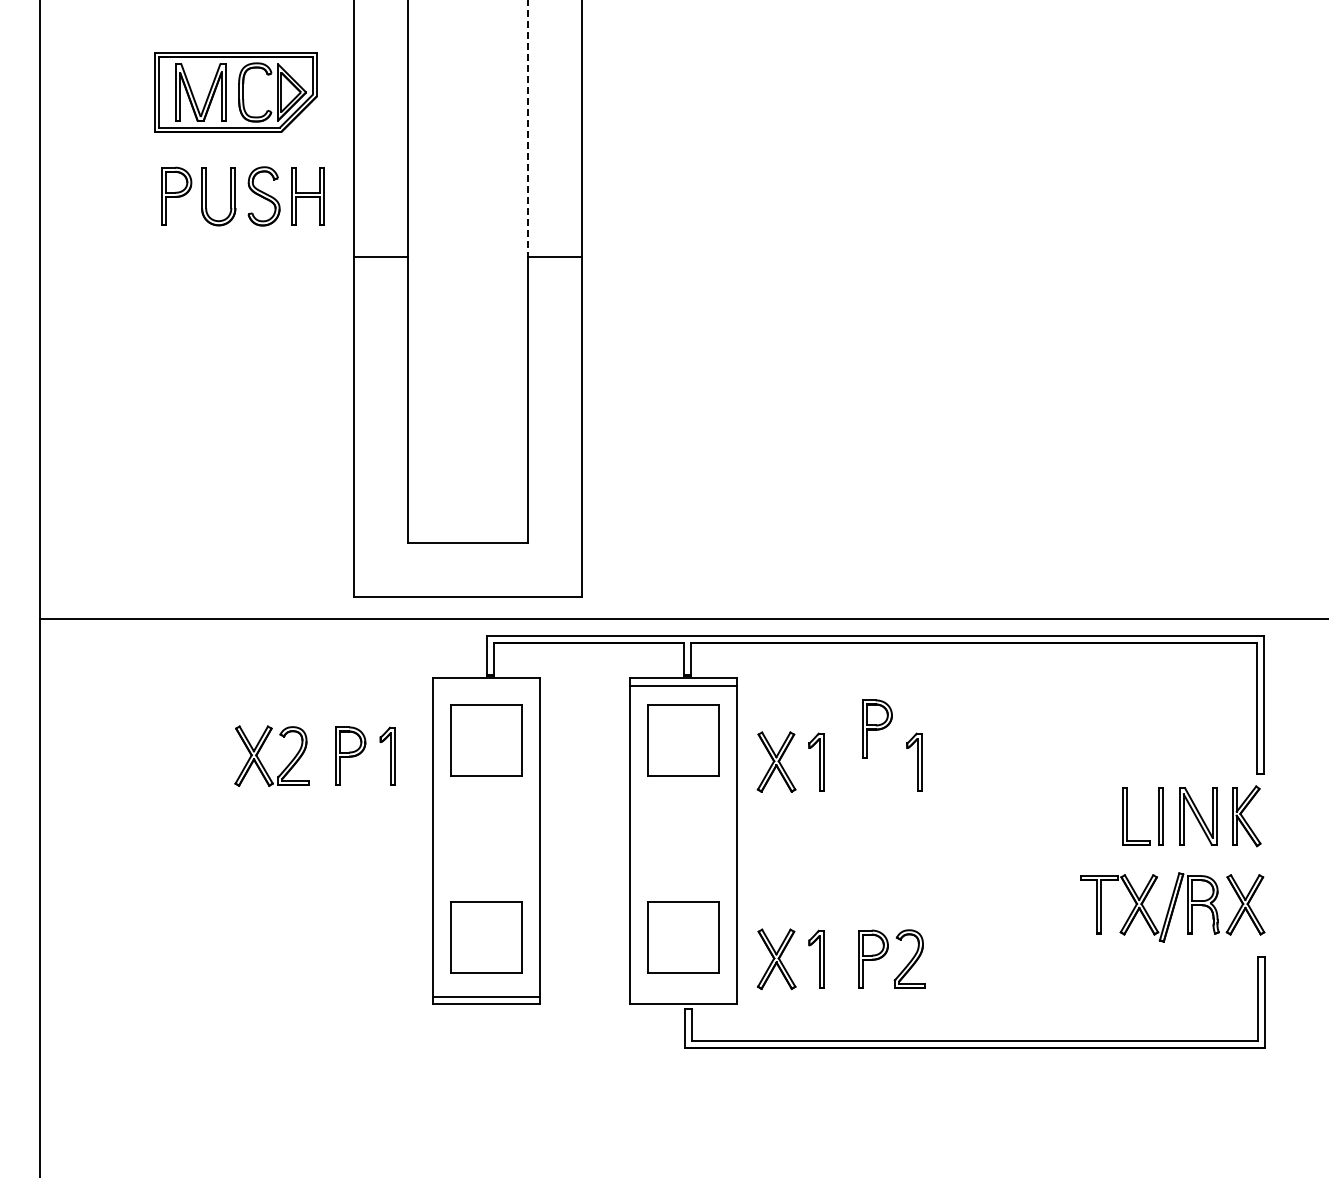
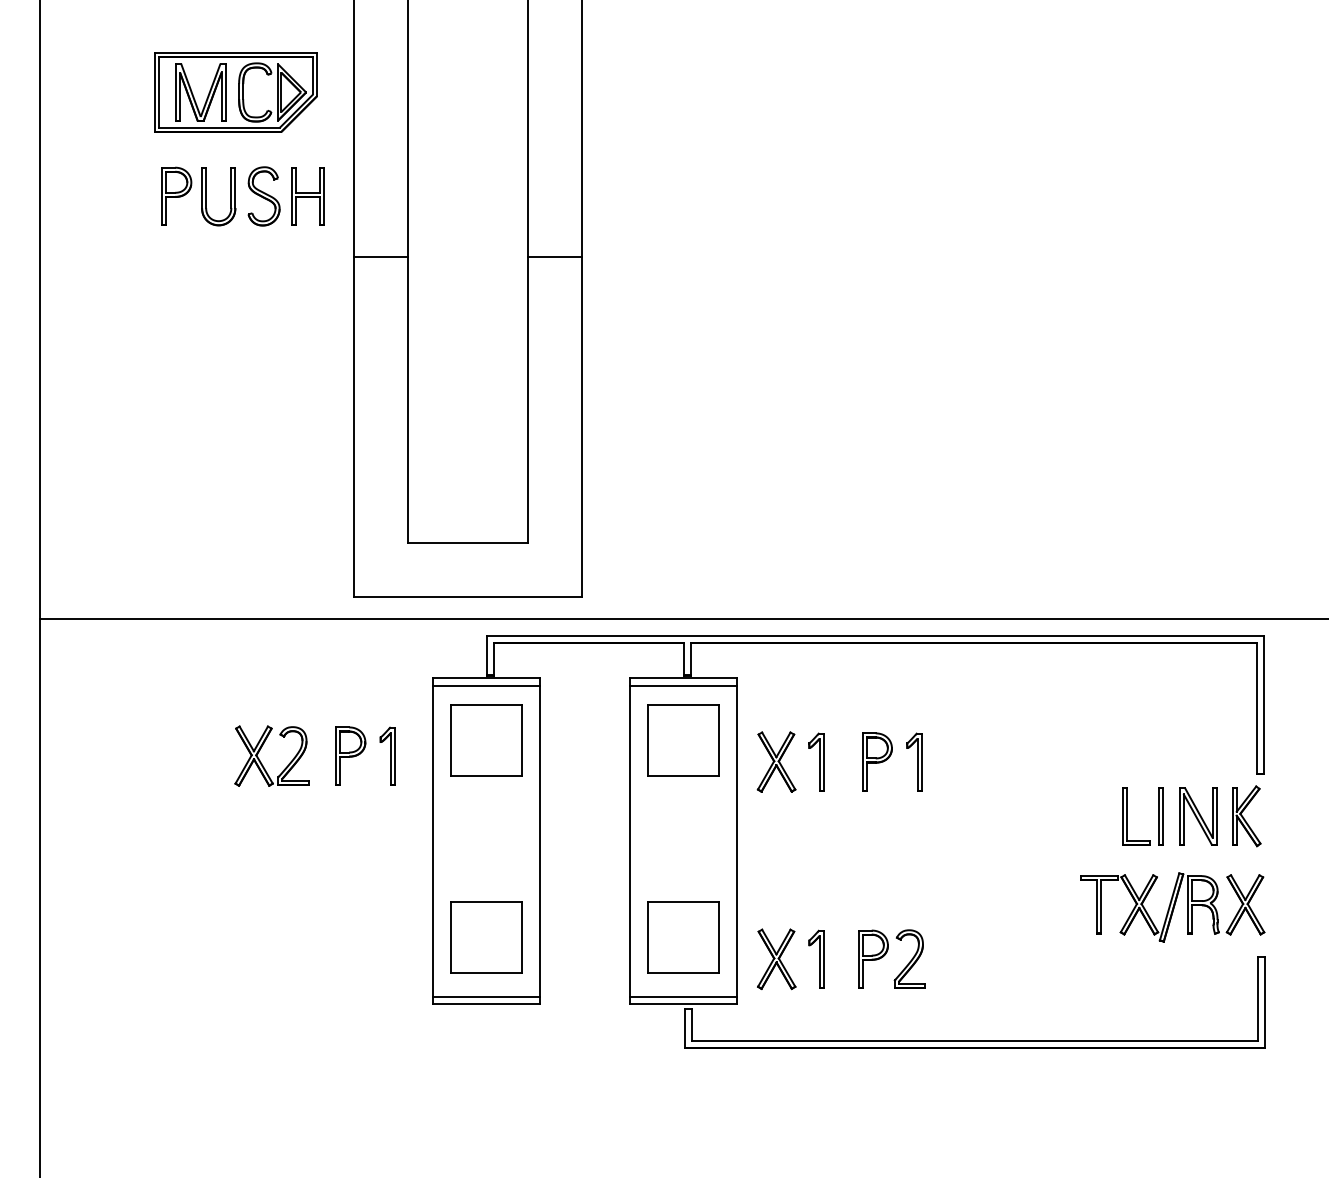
line: dashed -> solid (527, 129)
line: none -> present (486, 685)
part position: (877, 728) -> (877, 761) (877, 761)
line: none -> present (683, 997)
